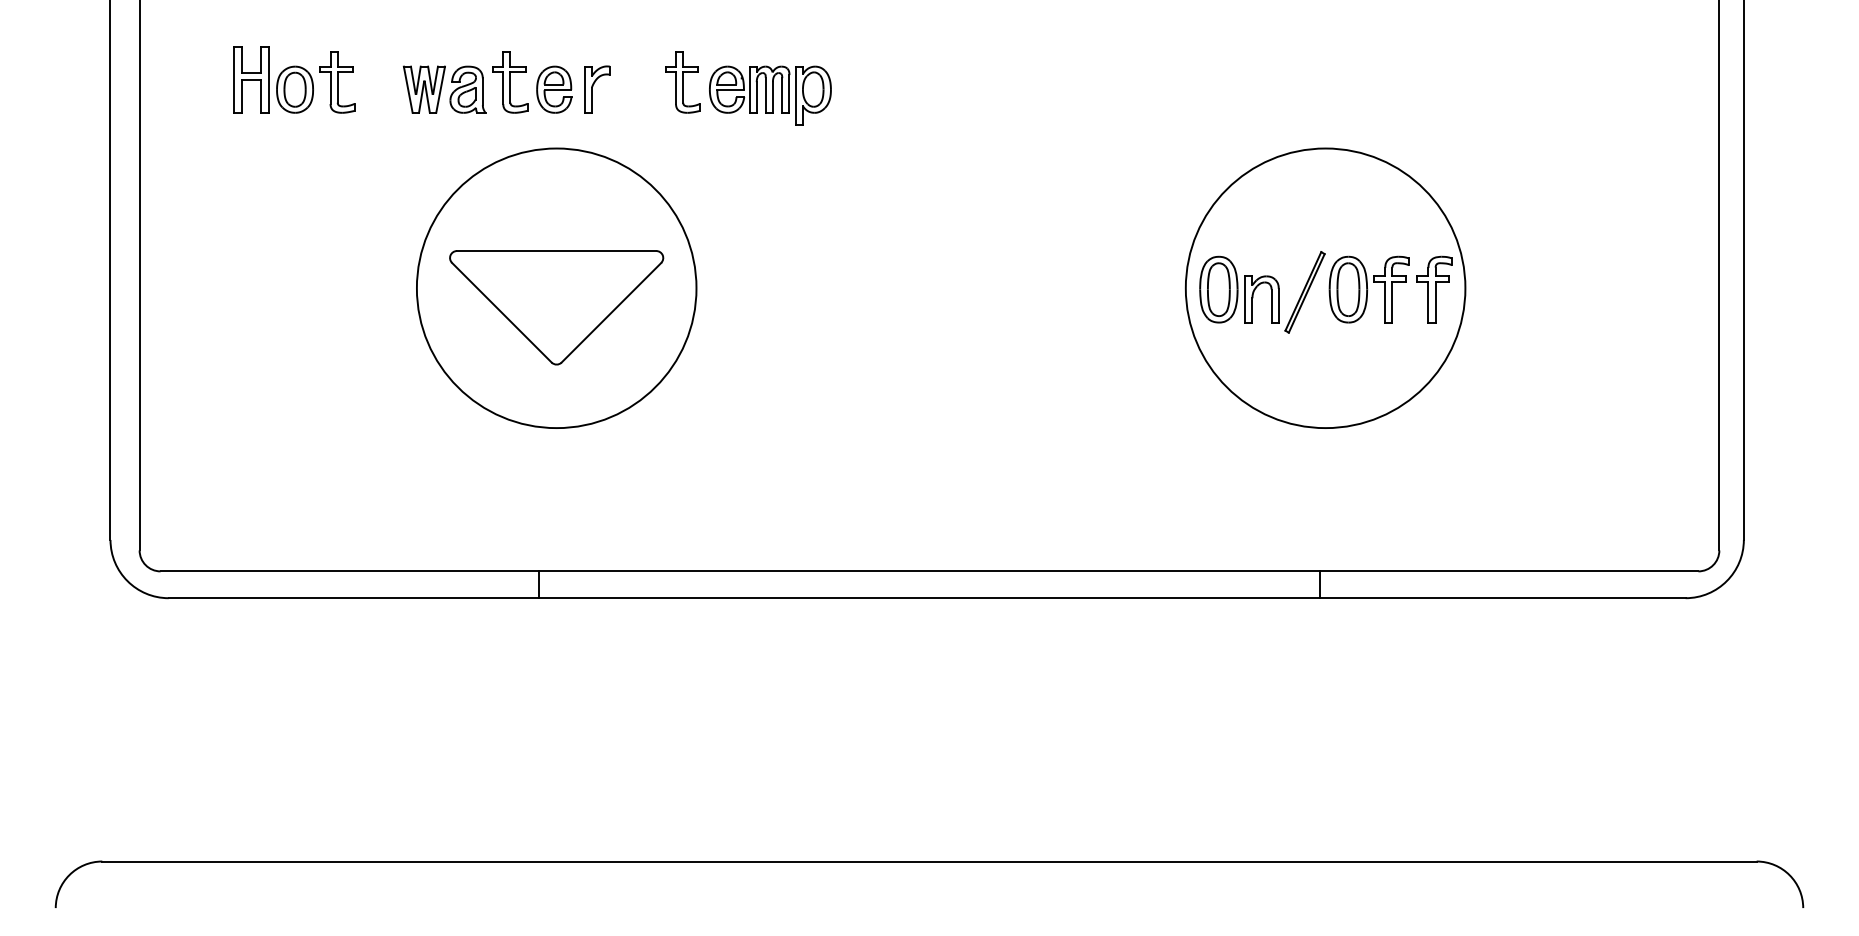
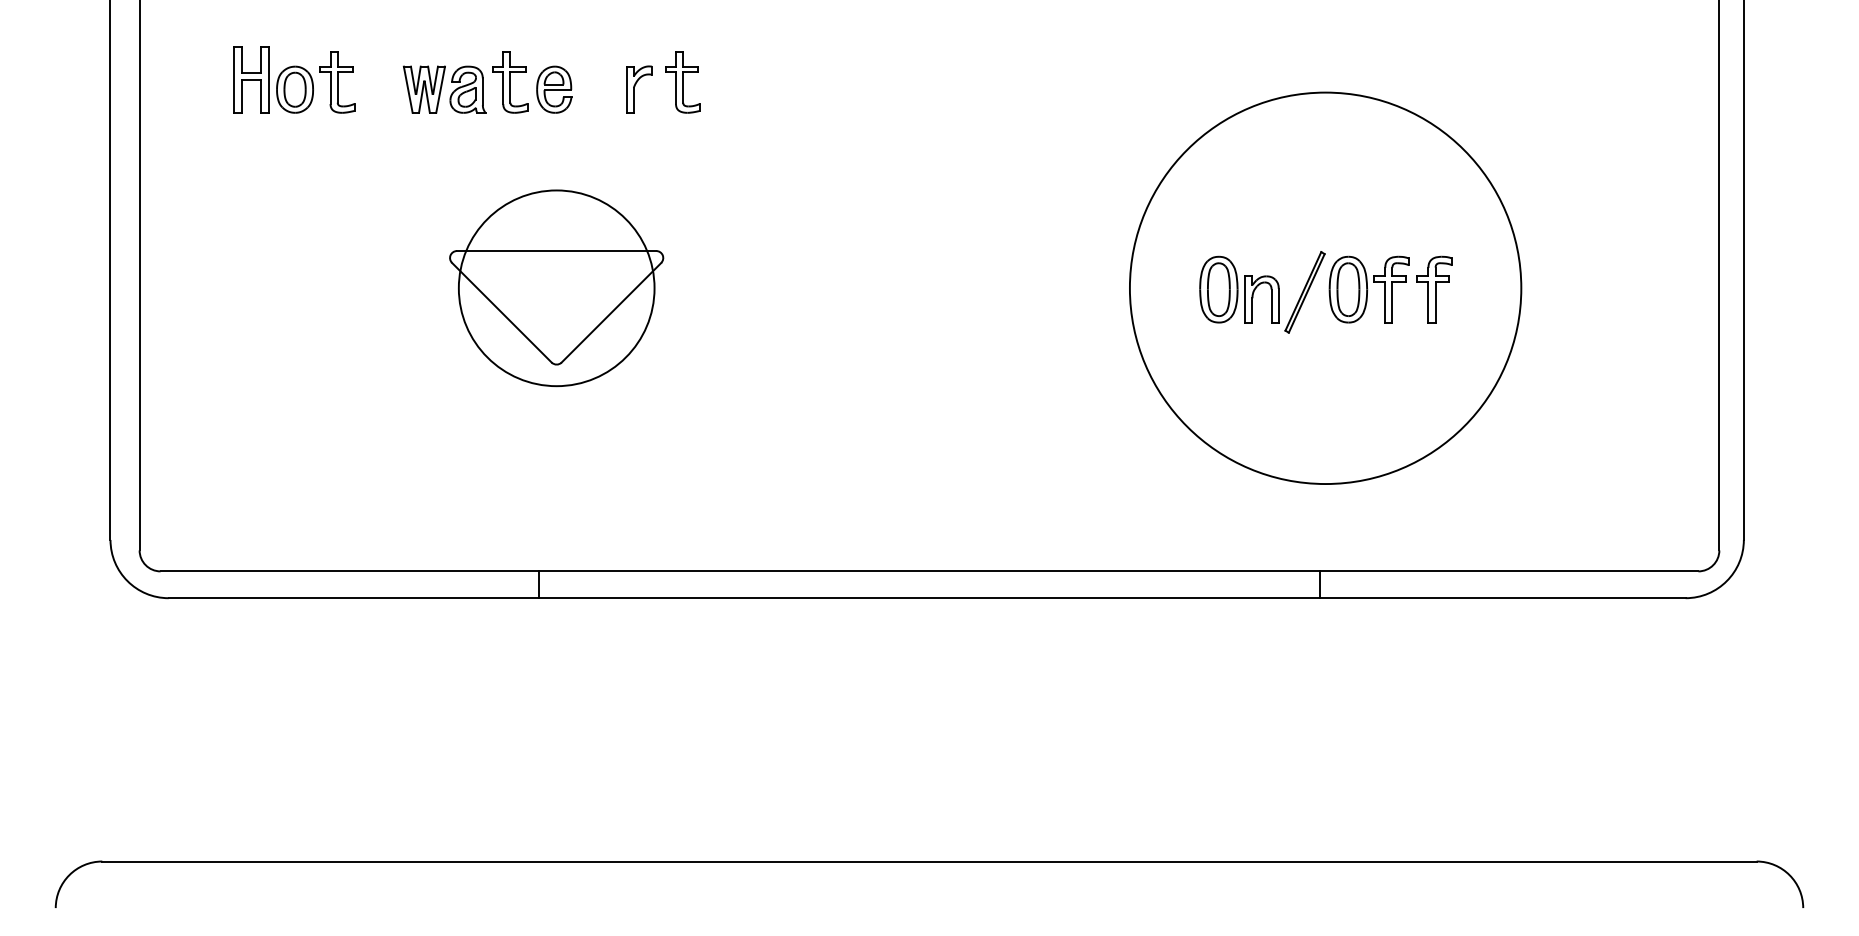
part position: (597, 89) -> (639, 89) (639, 89)
part: present -> none (770, 95)
circle diameter: 280 px -> 196 px (556, 288)
circle diameter: 280 px -> 391 px (1325, 288)
